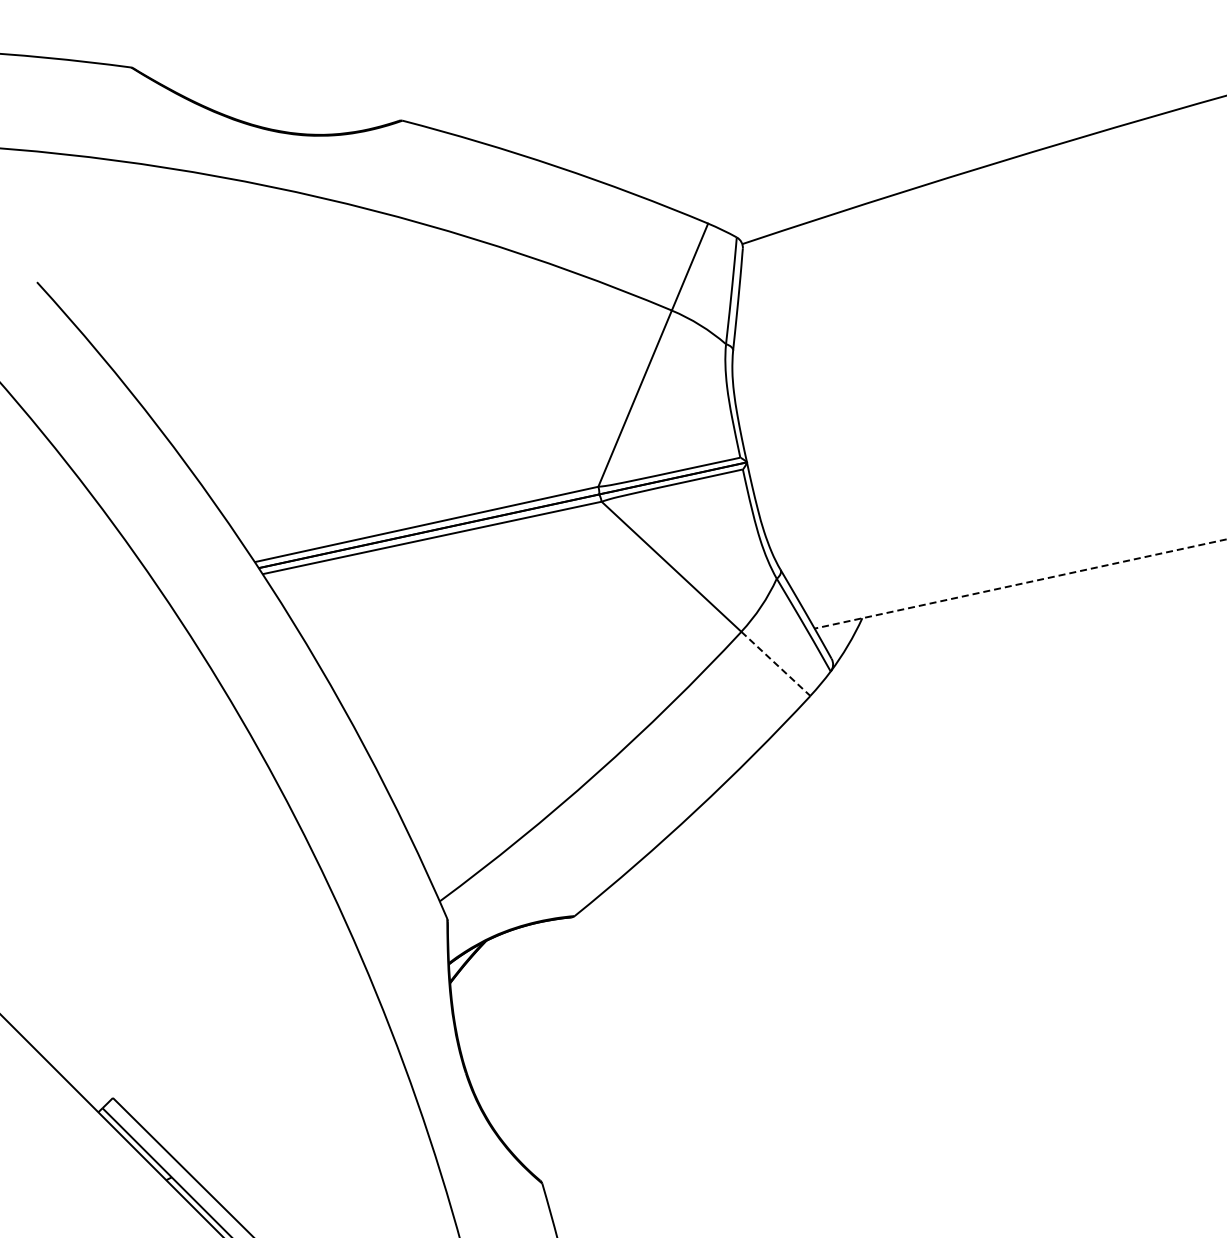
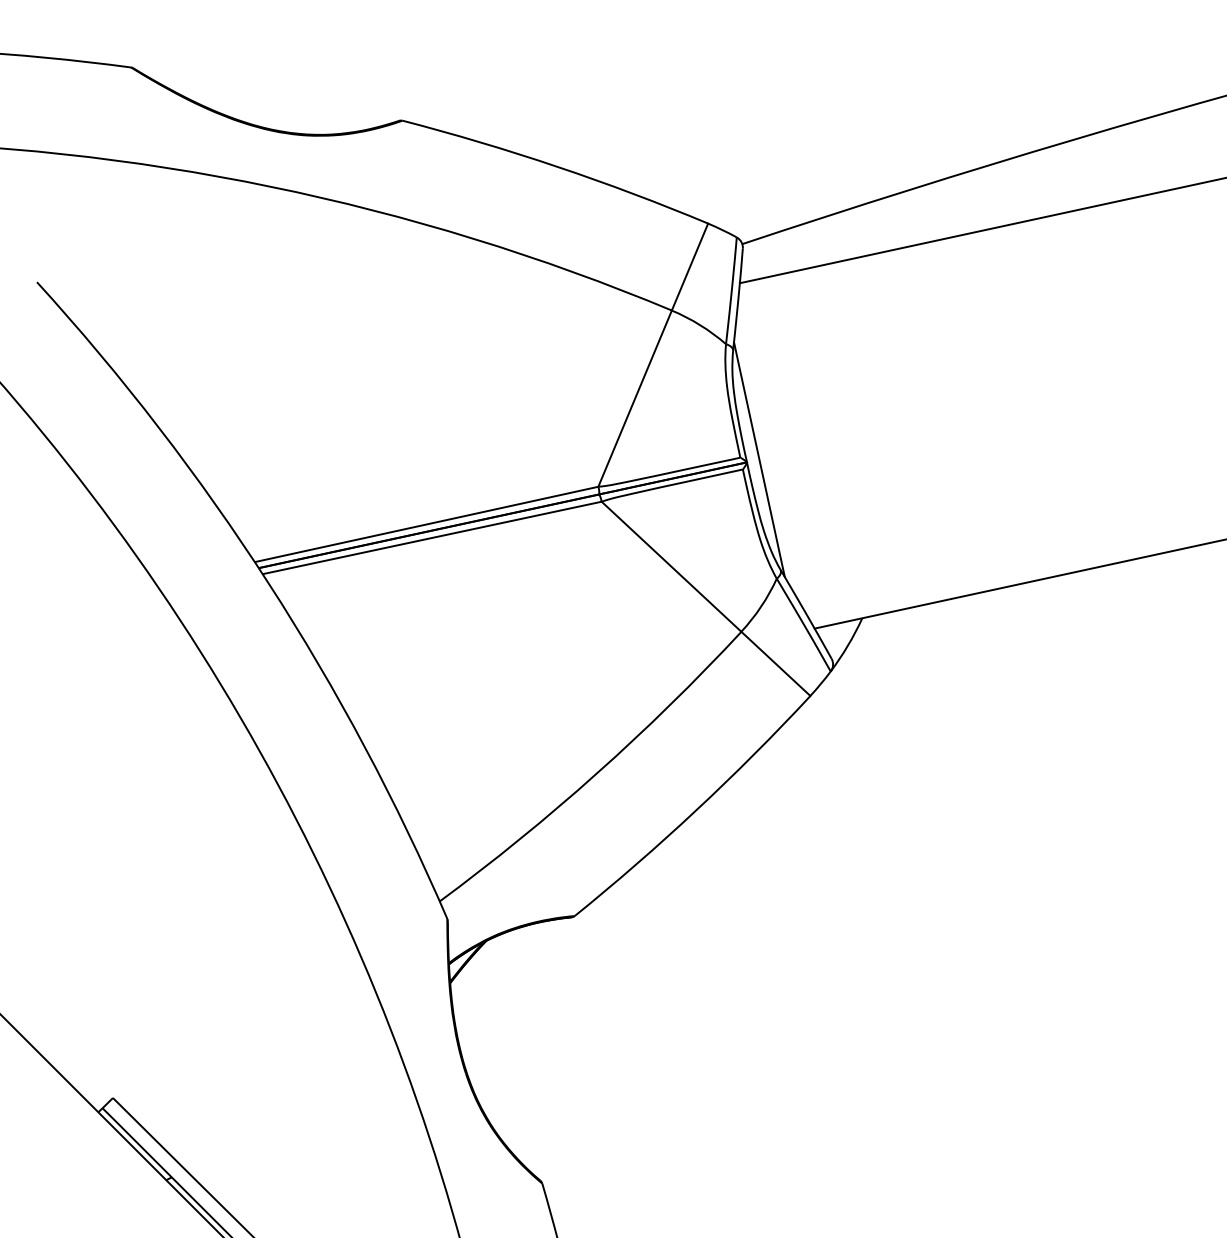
line: none -> present (981, 230)
line: none -> present (759, 459)
line: dashed -> solid (1020, 583)
line: dashed -> solid (776, 664)
